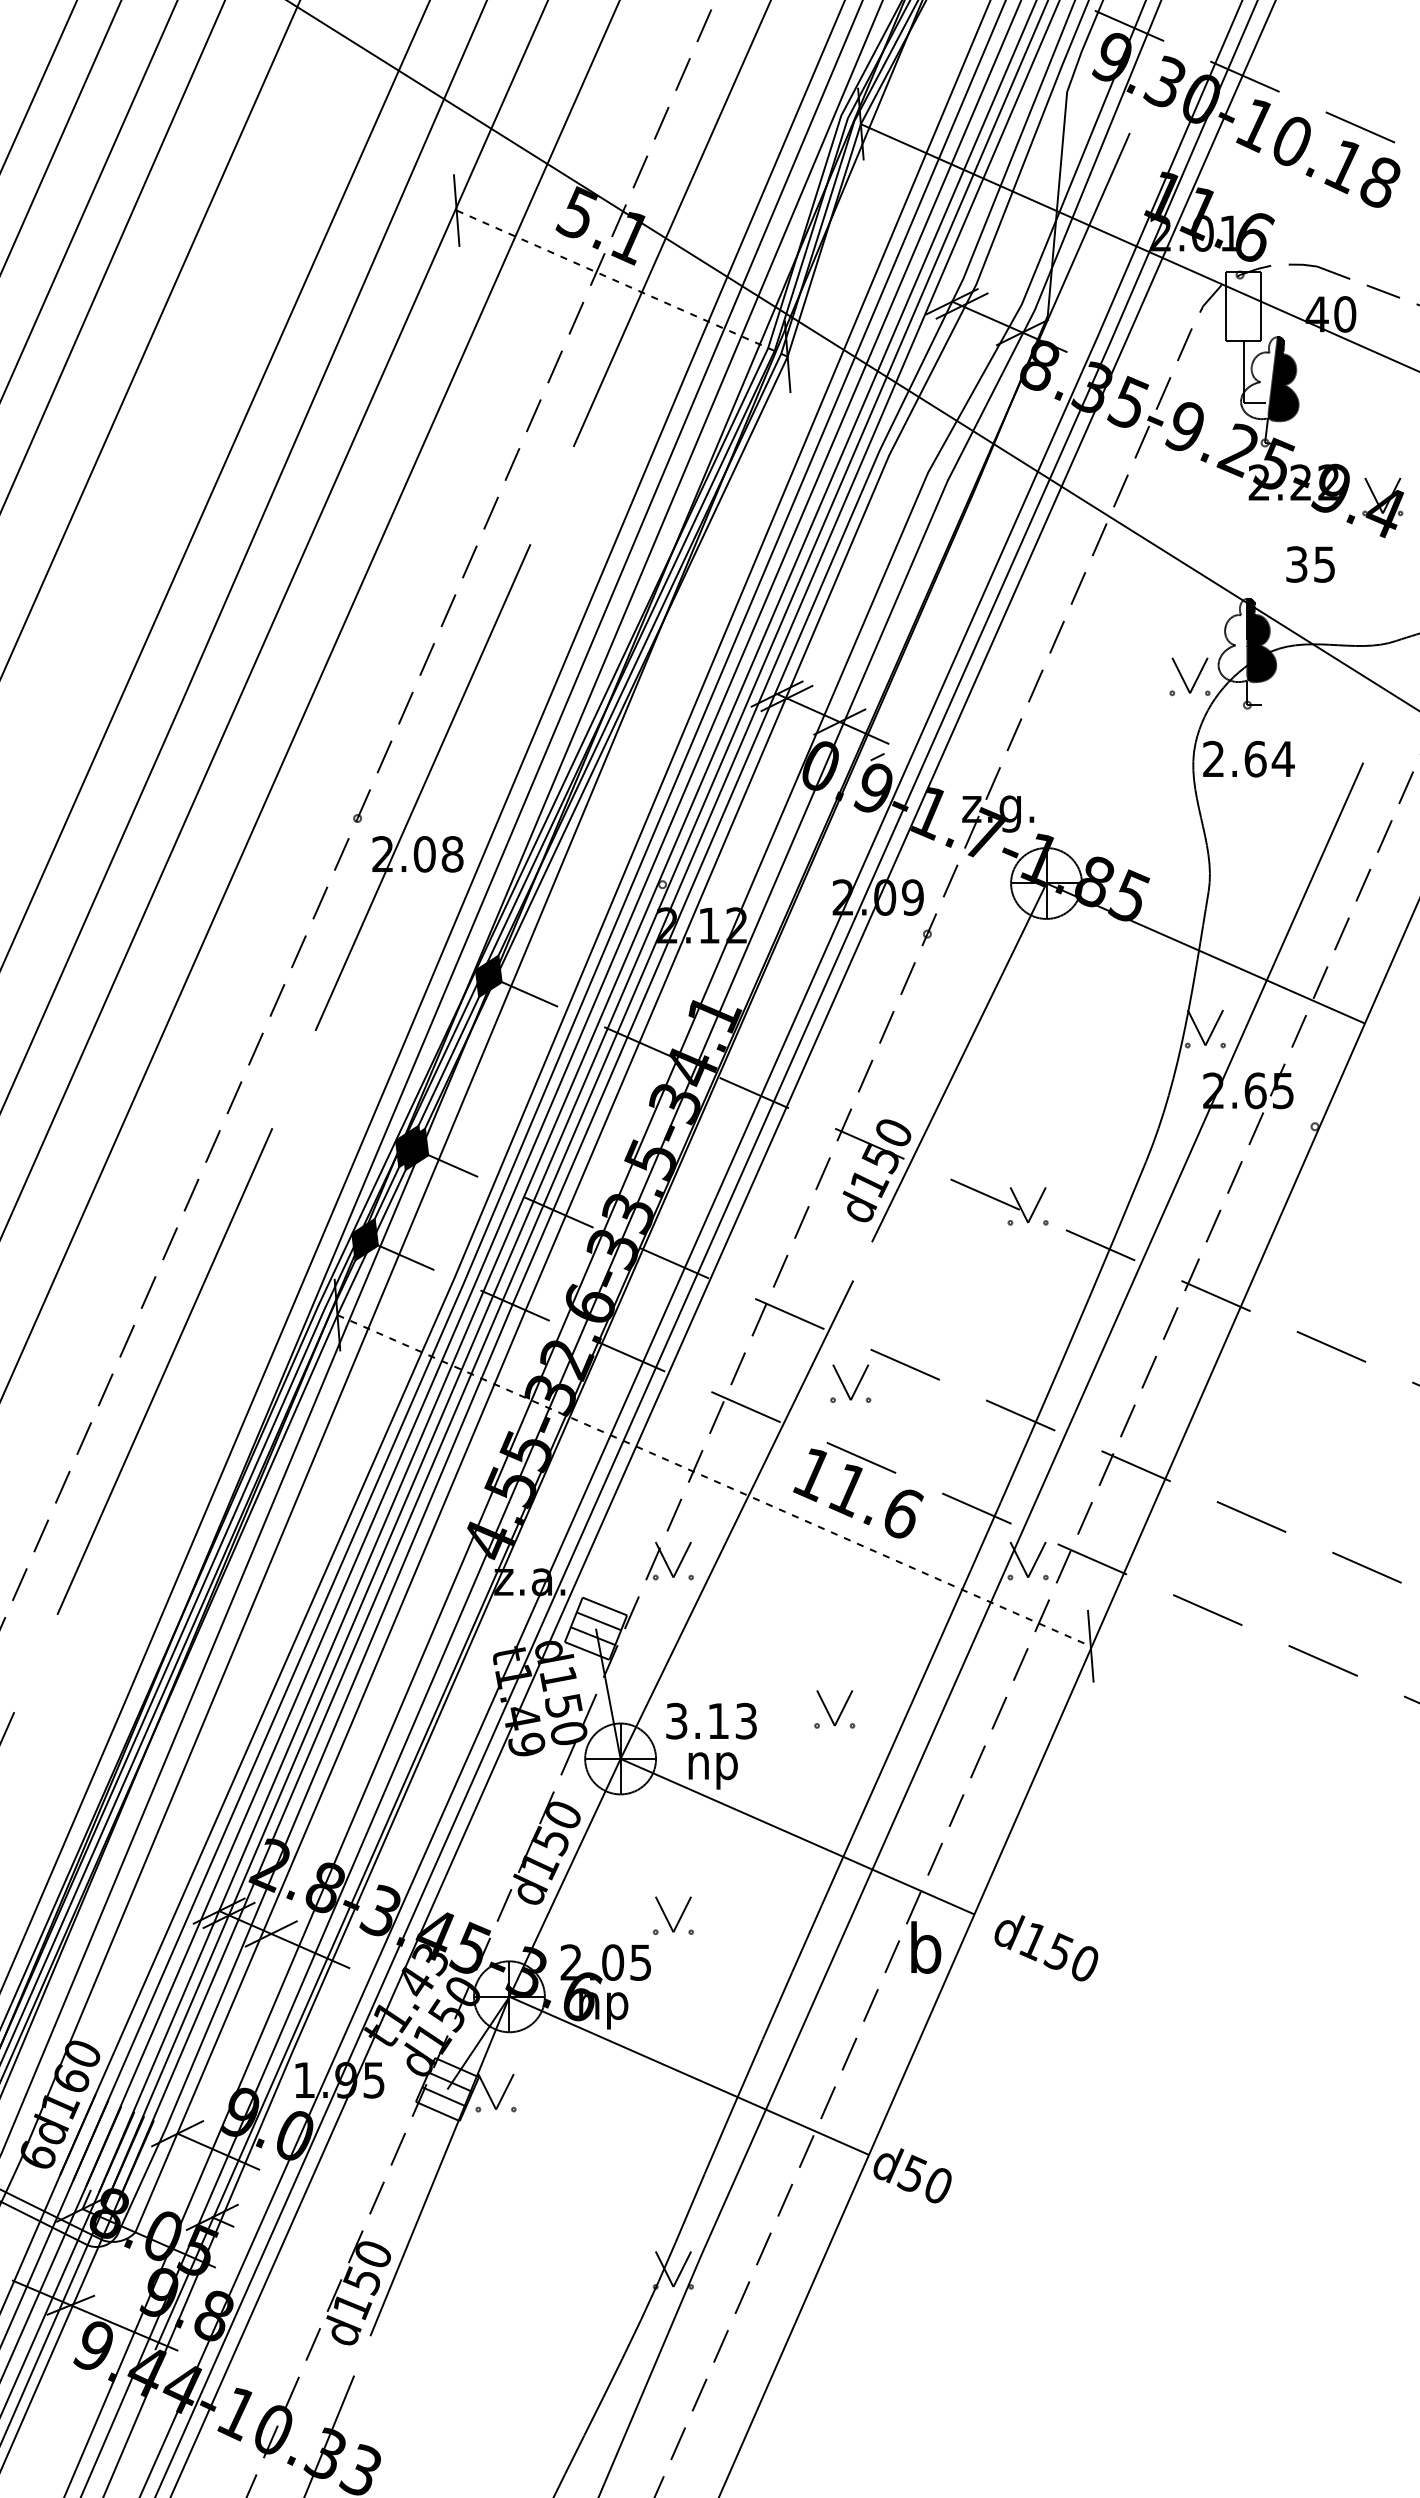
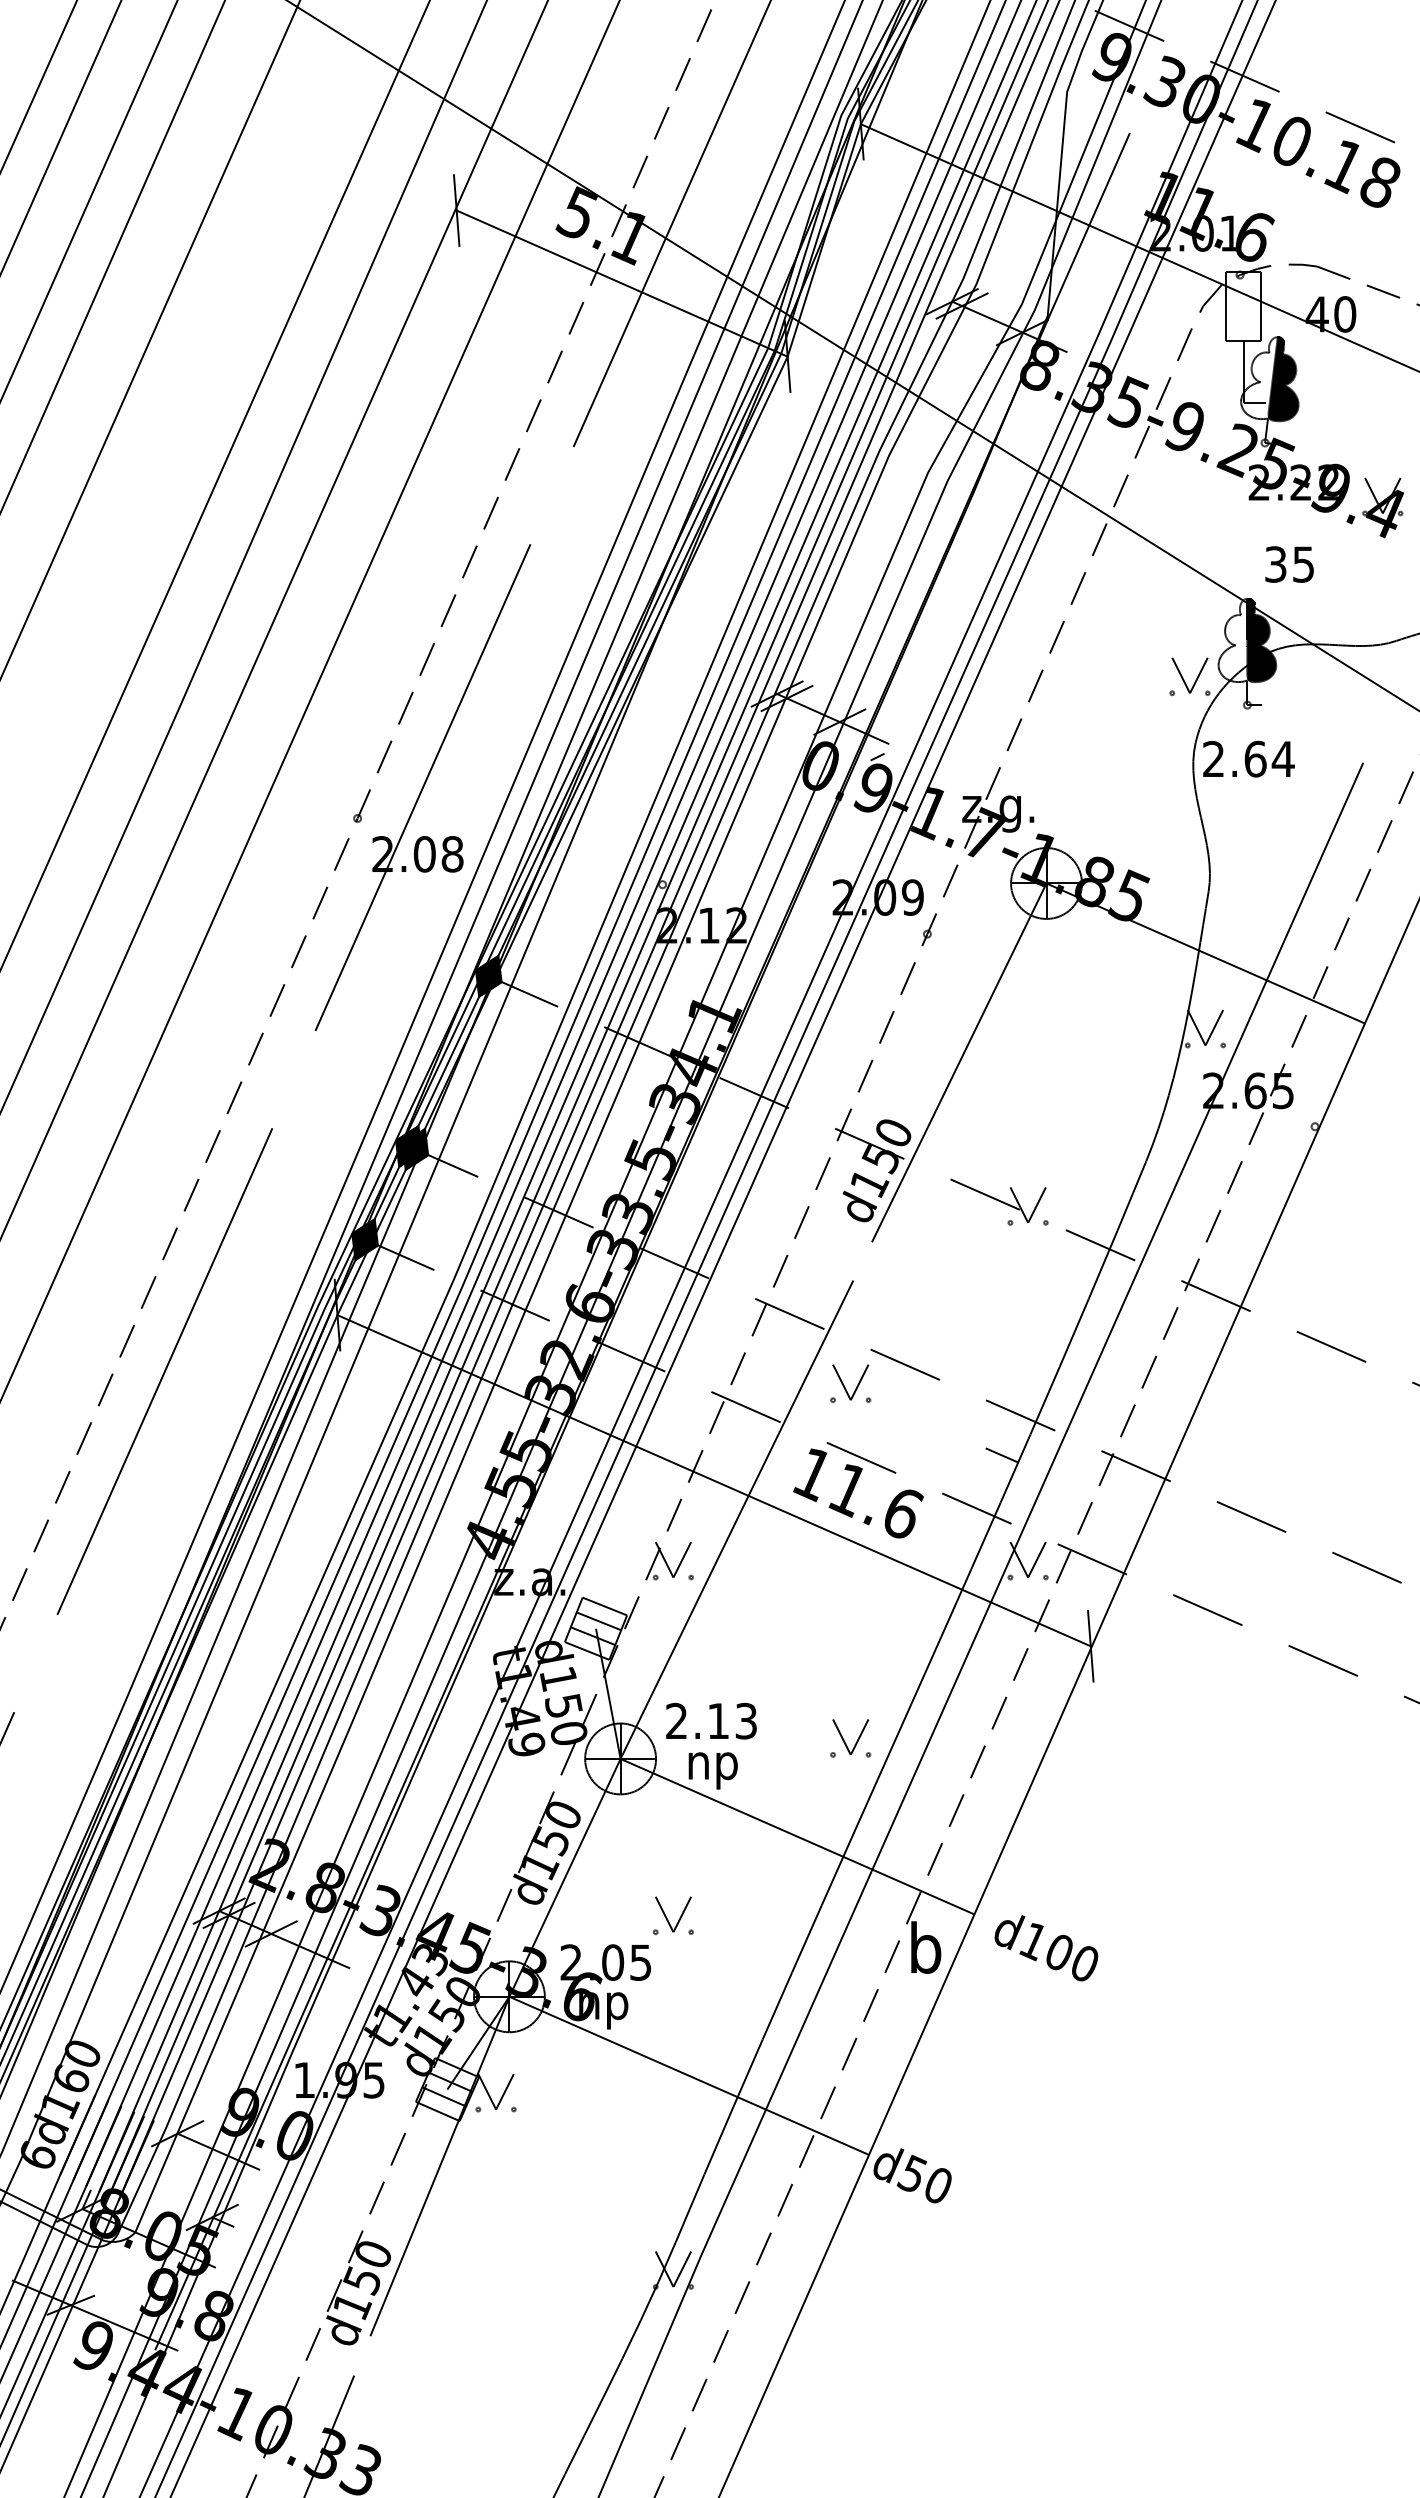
line: dashed -> solid (622, 283)
text position: (1310, 564) -> (1289, 564) (1289, 564)
line: none -> present (1001, 1455)
line: dashed -> solid (714, 1480)
part position: (834, 1709) -> (850, 1738) (850, 1738)
text: 3.13 -> 2.13 (676, 1721)
text: d150 -> d100 (1058, 1951)
